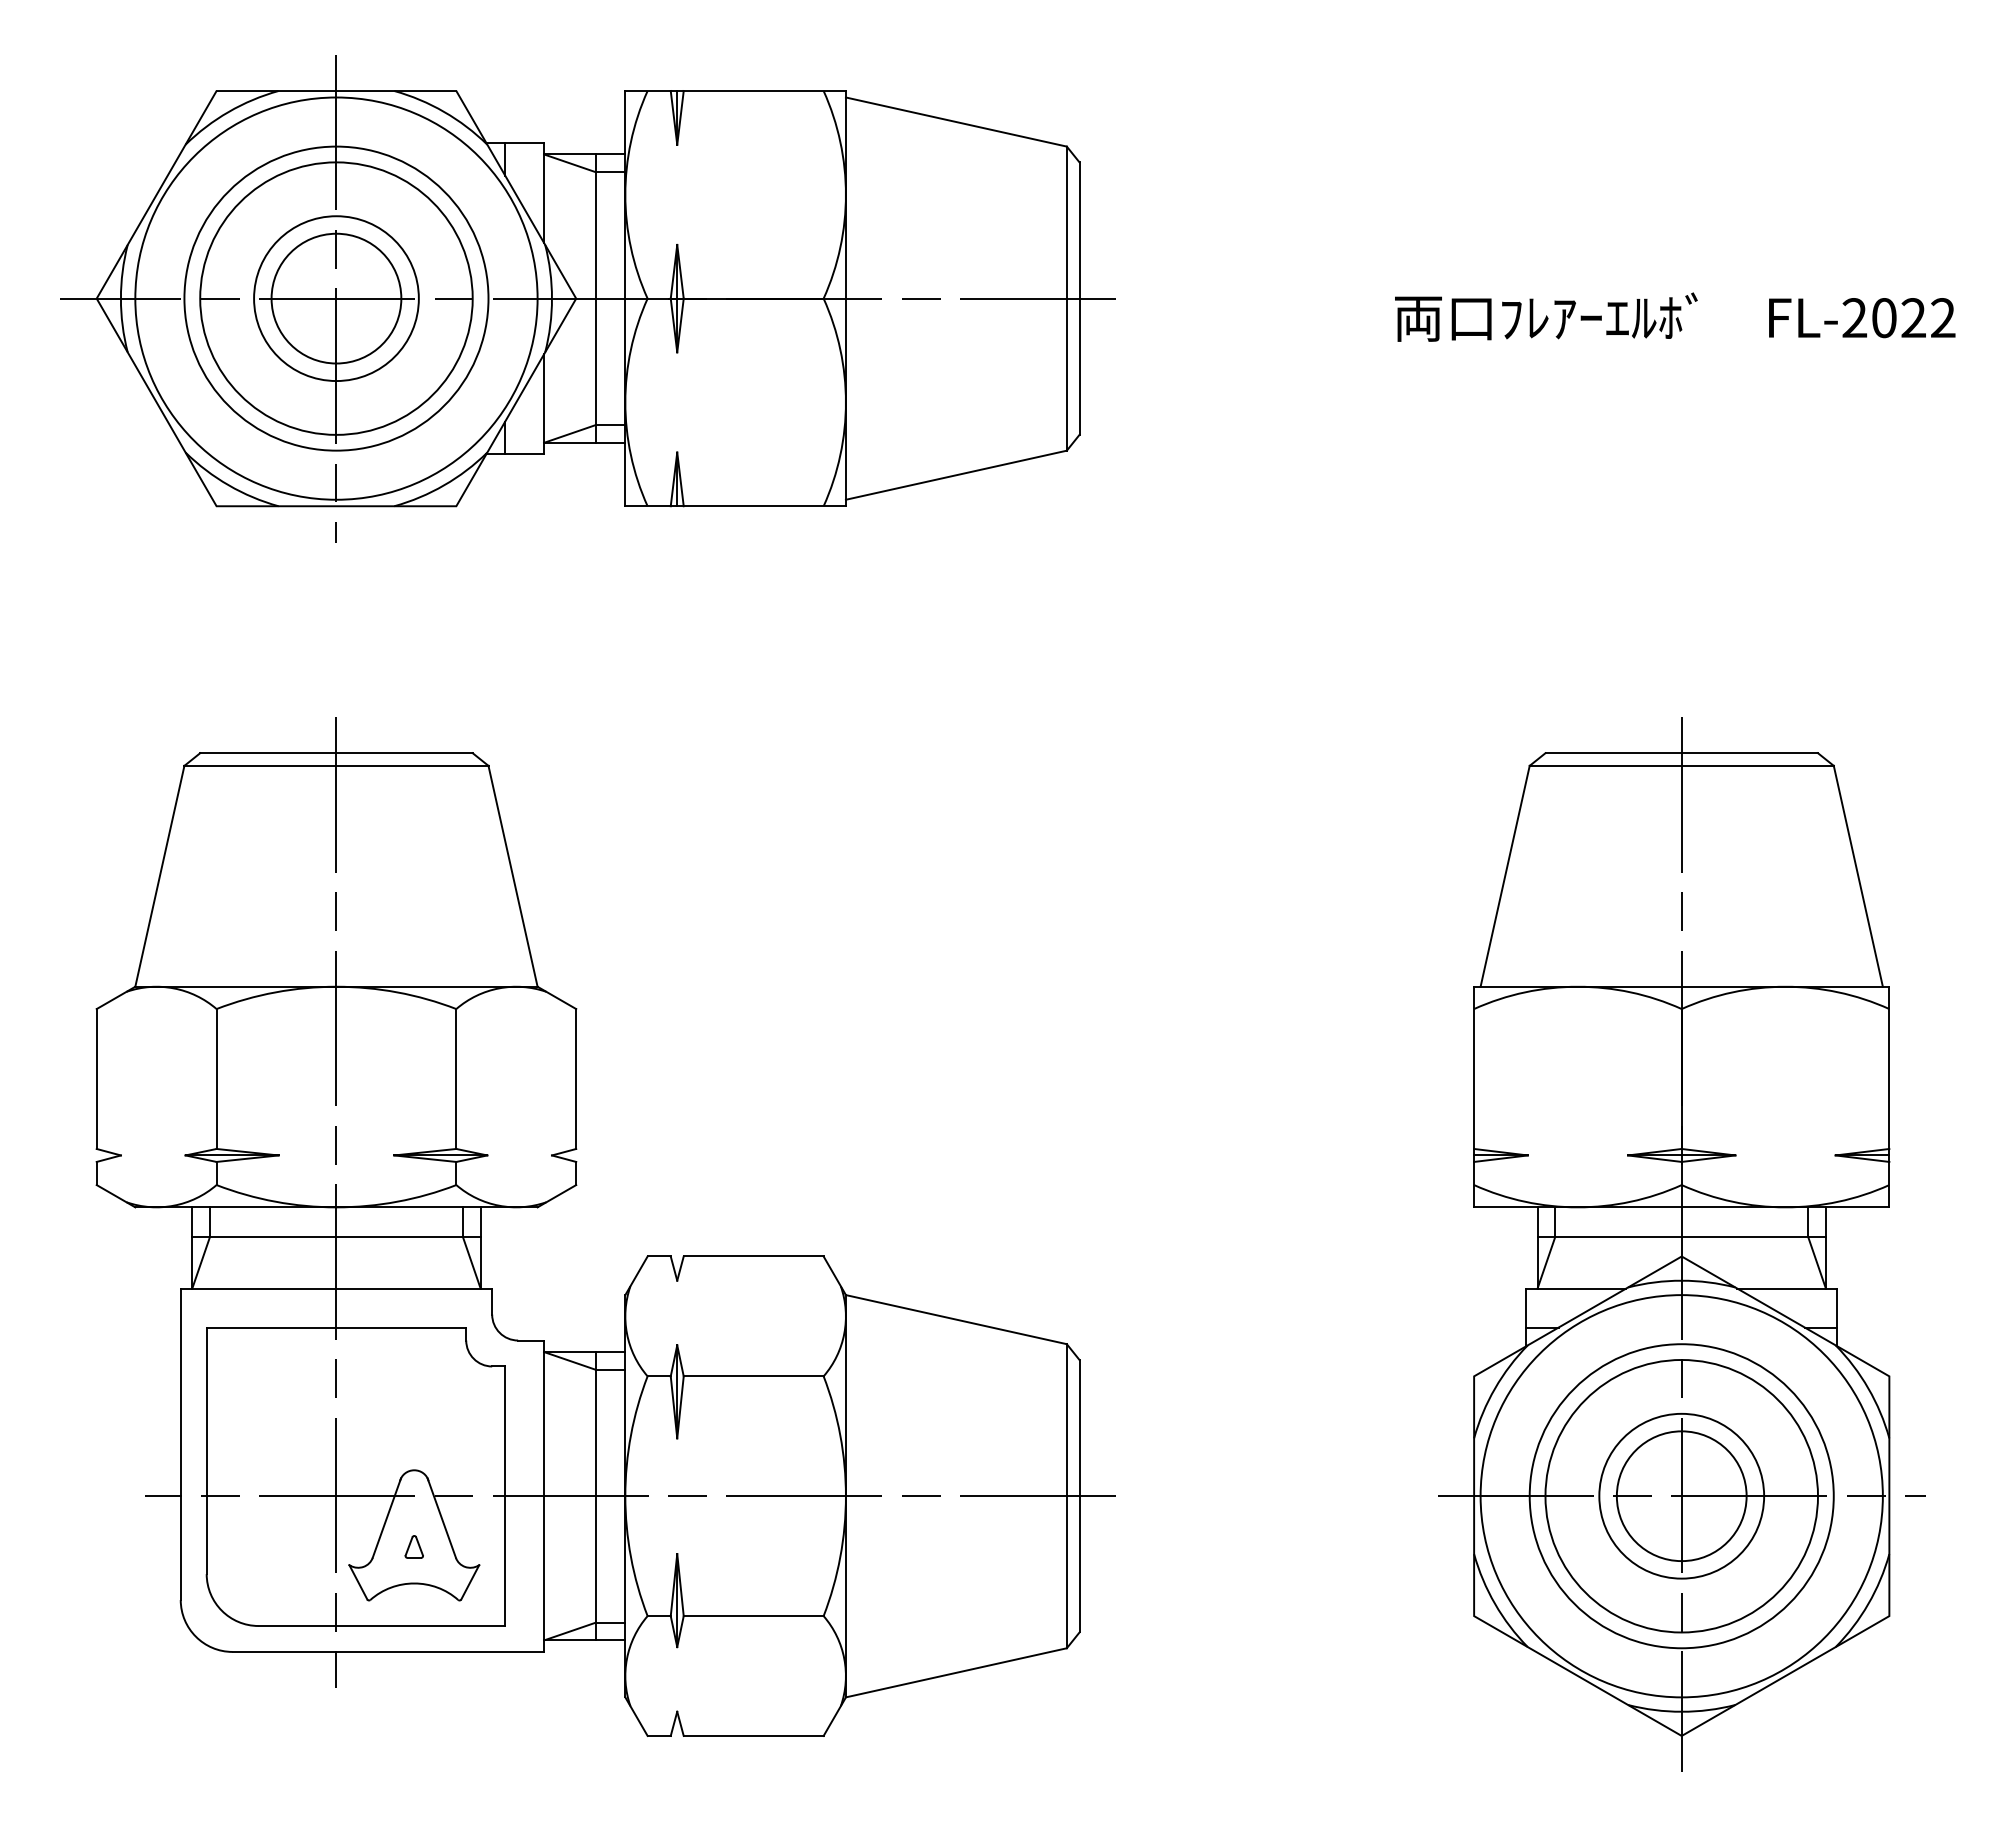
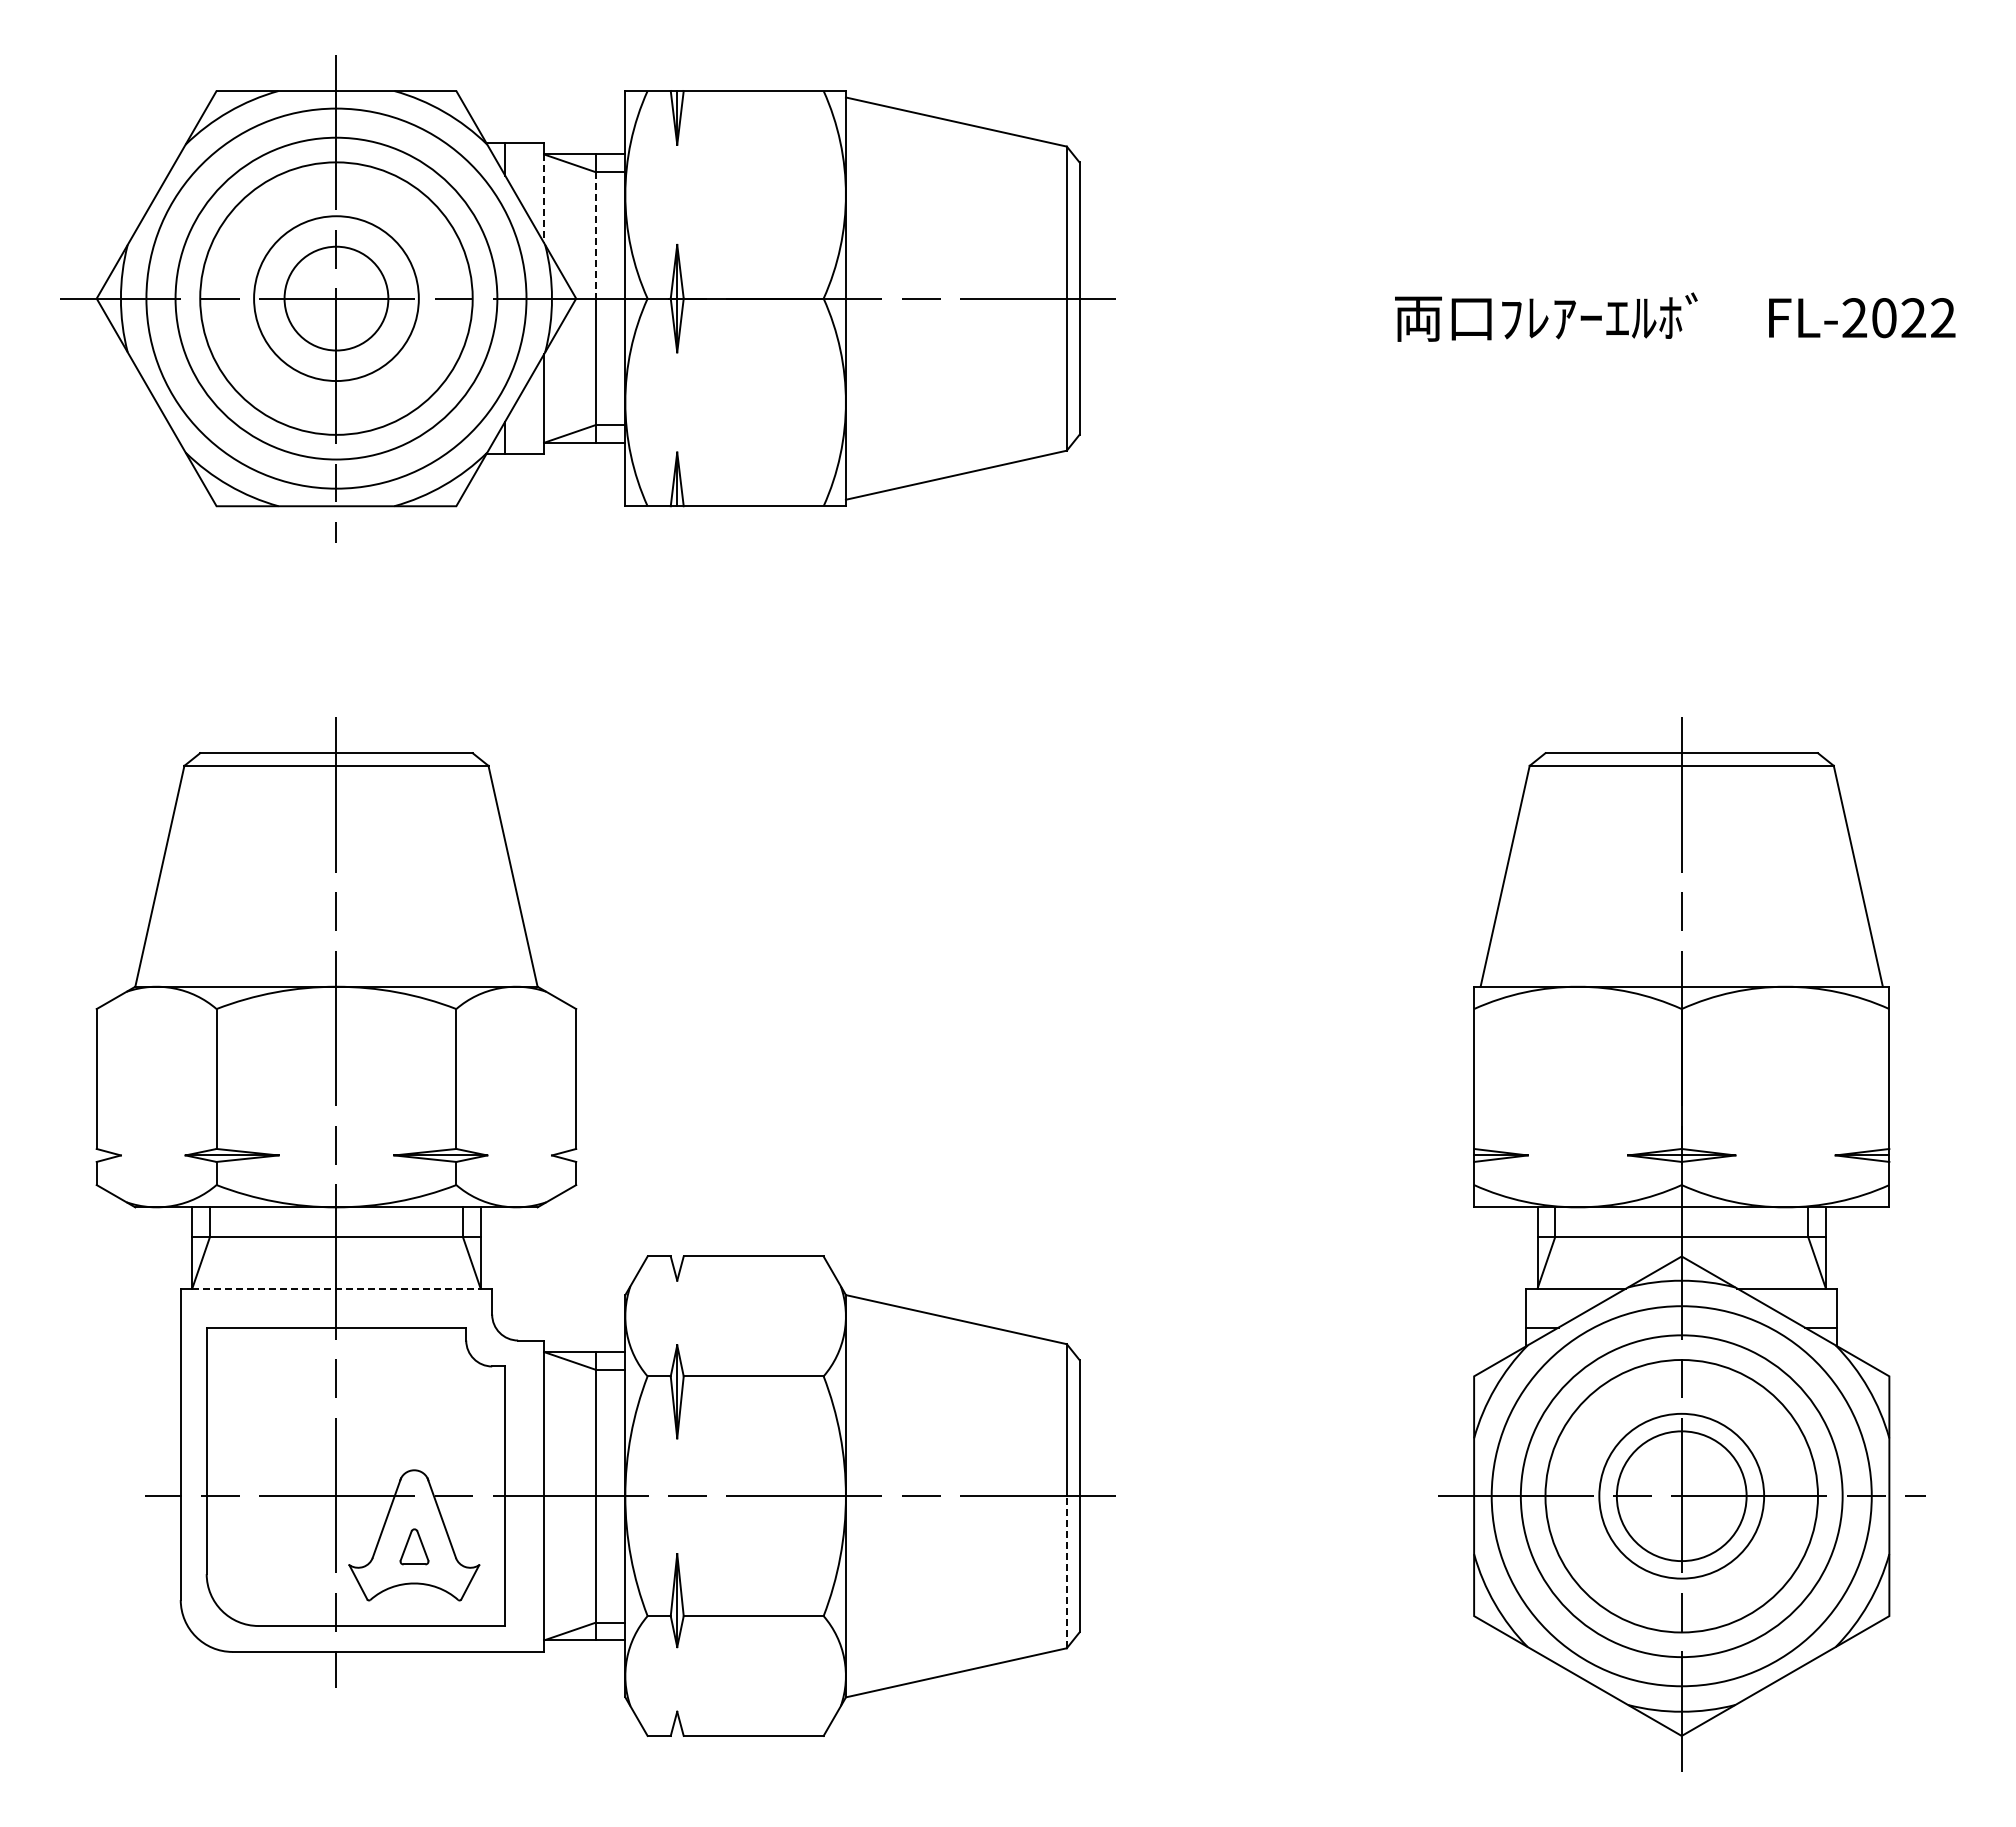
line: solid -> dashed (544, 199)
line: solid -> dashed (595, 235)
circle diameter: 130 px -> 104 px (336, 298)
circle diameter: 304 px -> 380 px (336, 298)
circle diameter: 402 px -> 322 px (336, 298)
line: solid -> dashed (336, 1288)
circle diameter: 304 px -> 380 px (1681, 1496)
circle diameter: 402 px -> 322 px (1681, 1496)
part size: 20x24 px -> 31x38 px (414, 1546)
line: solid -> dashed (1066, 1571)
